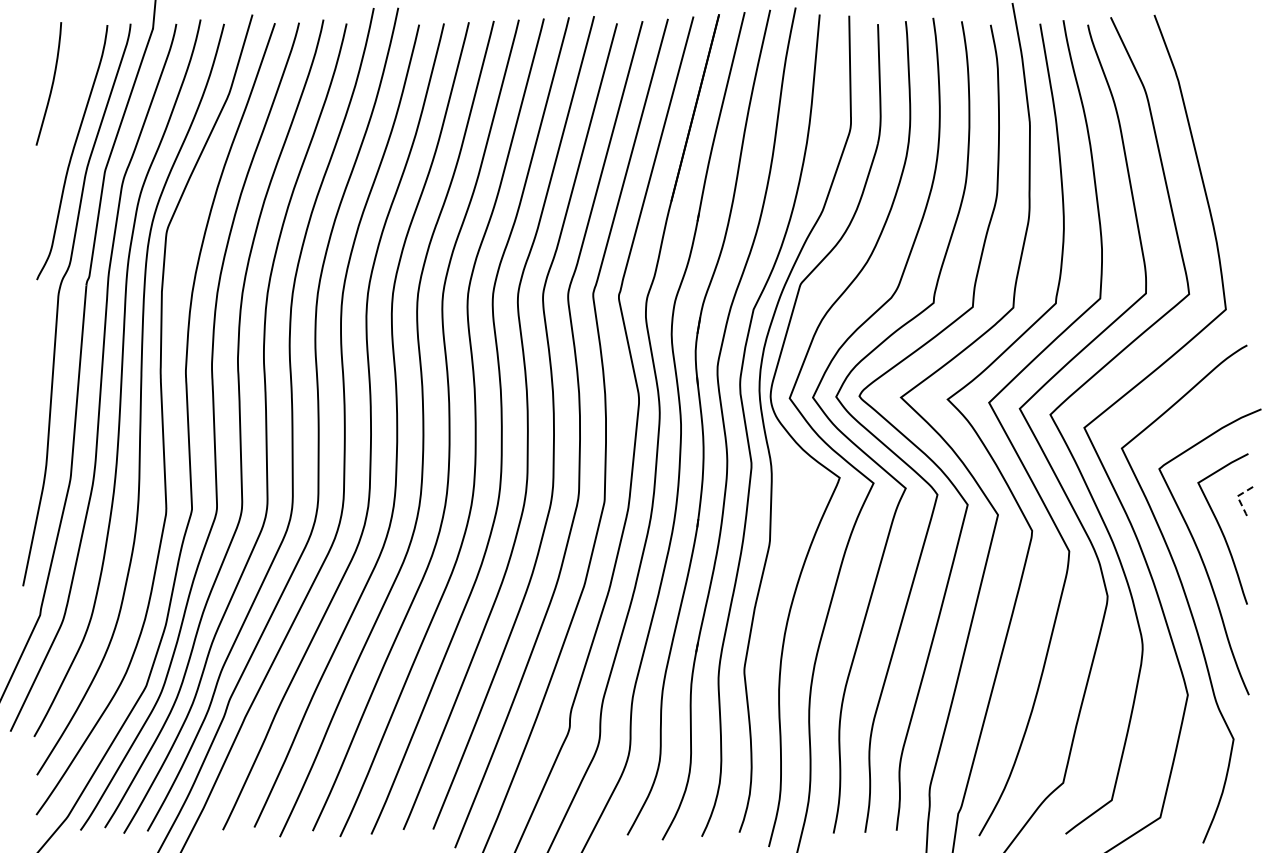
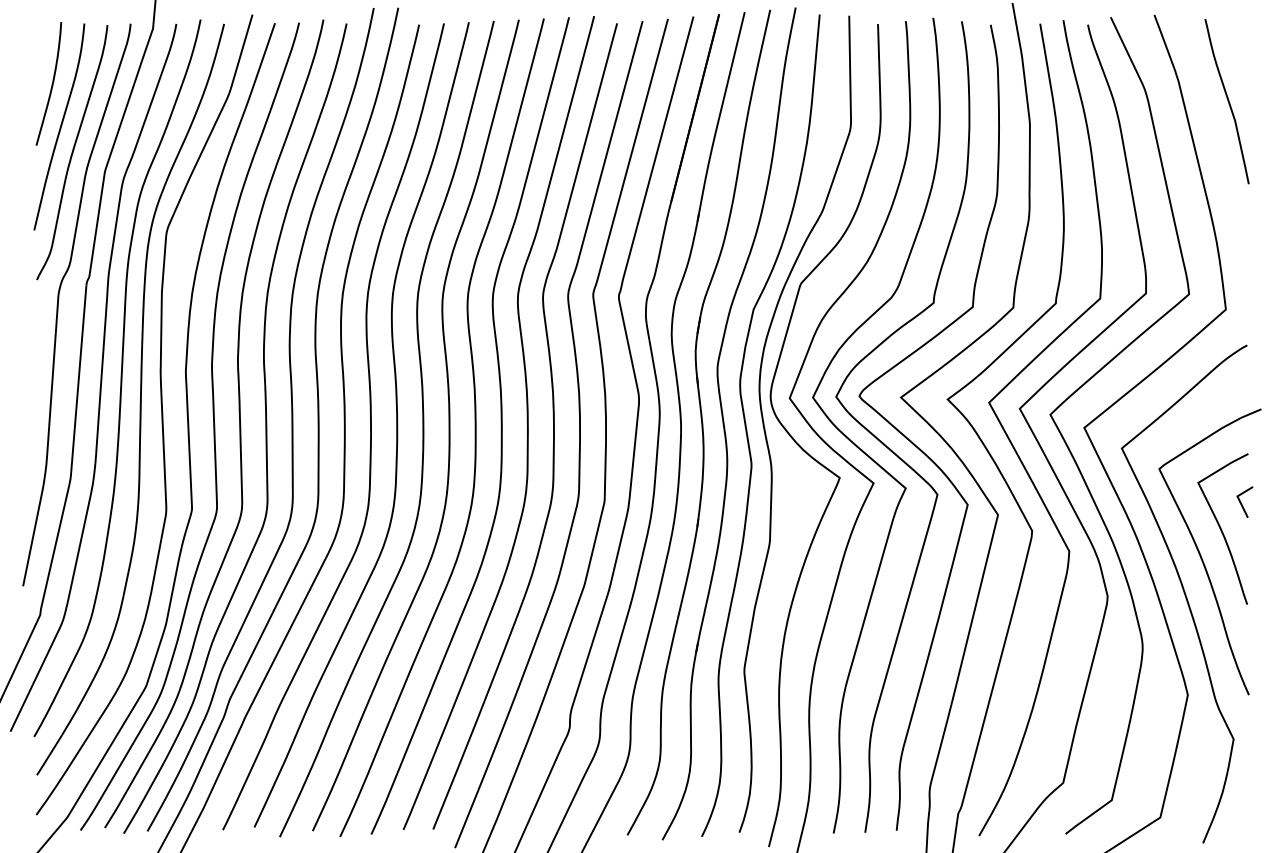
curve: none -> present (1227, 101)
curve: none -> present (60, 126)
line: dashed -> solid (1238, 498)
